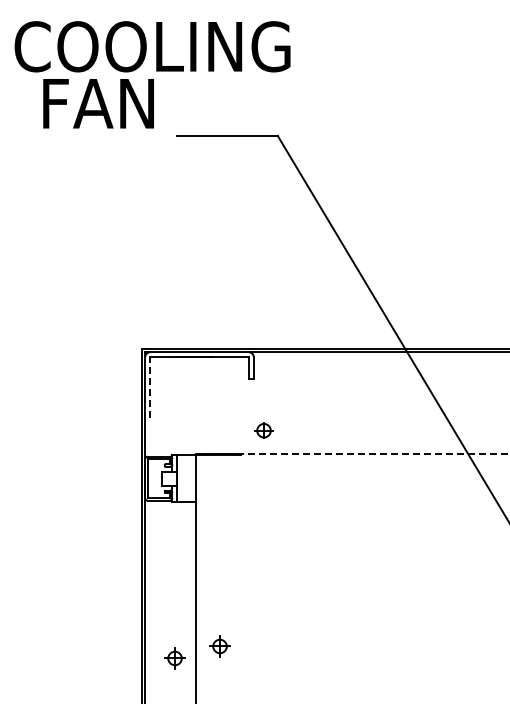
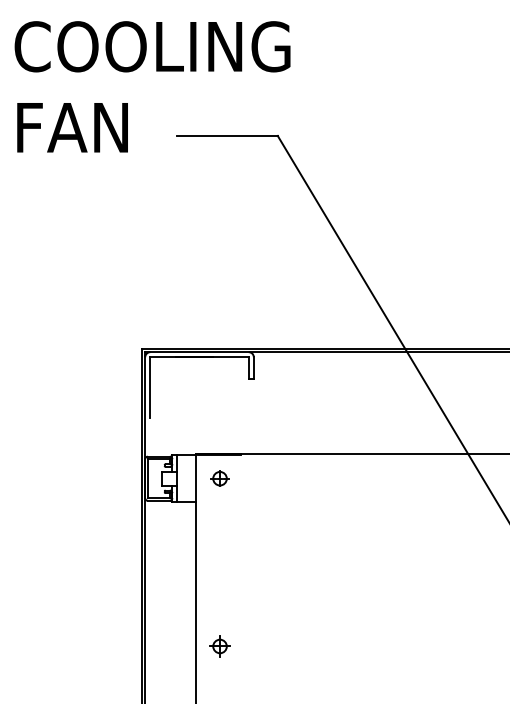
text position: (98, 103) -> (72, 127) (72, 127)
line: dashed -> solid (150, 387)
part position: (263, 430) -> (219, 478) (219, 478)
line: dashed -> solid (352, 453)
part: present -> none (174, 658)
